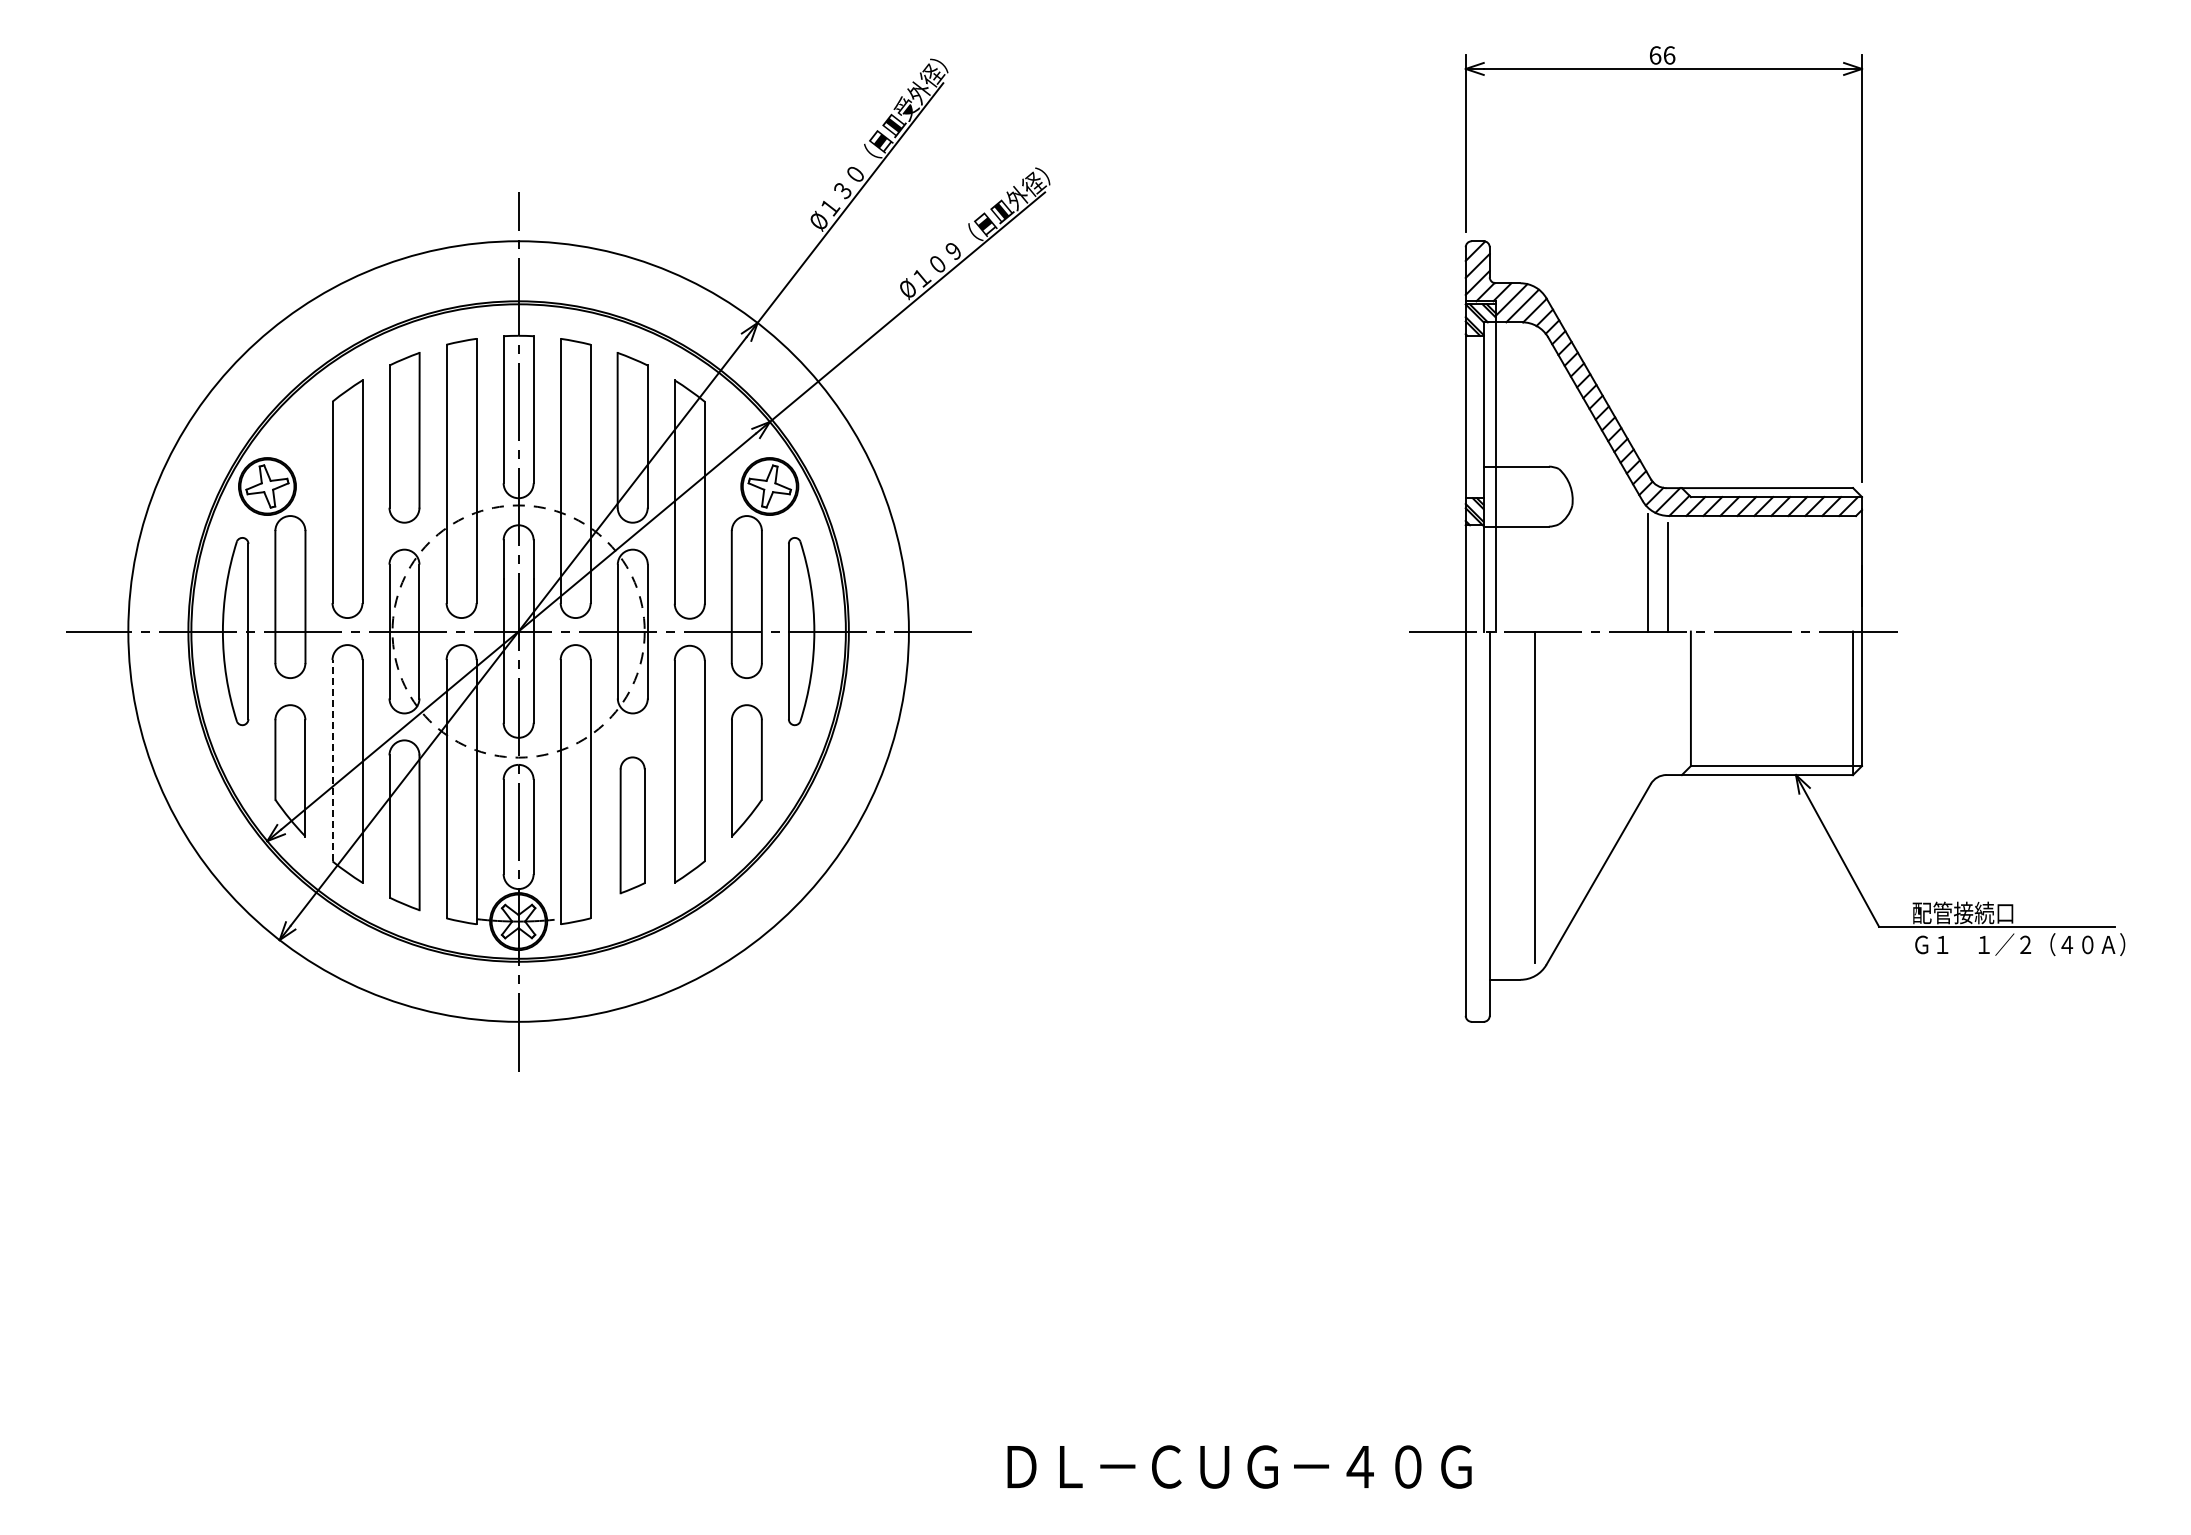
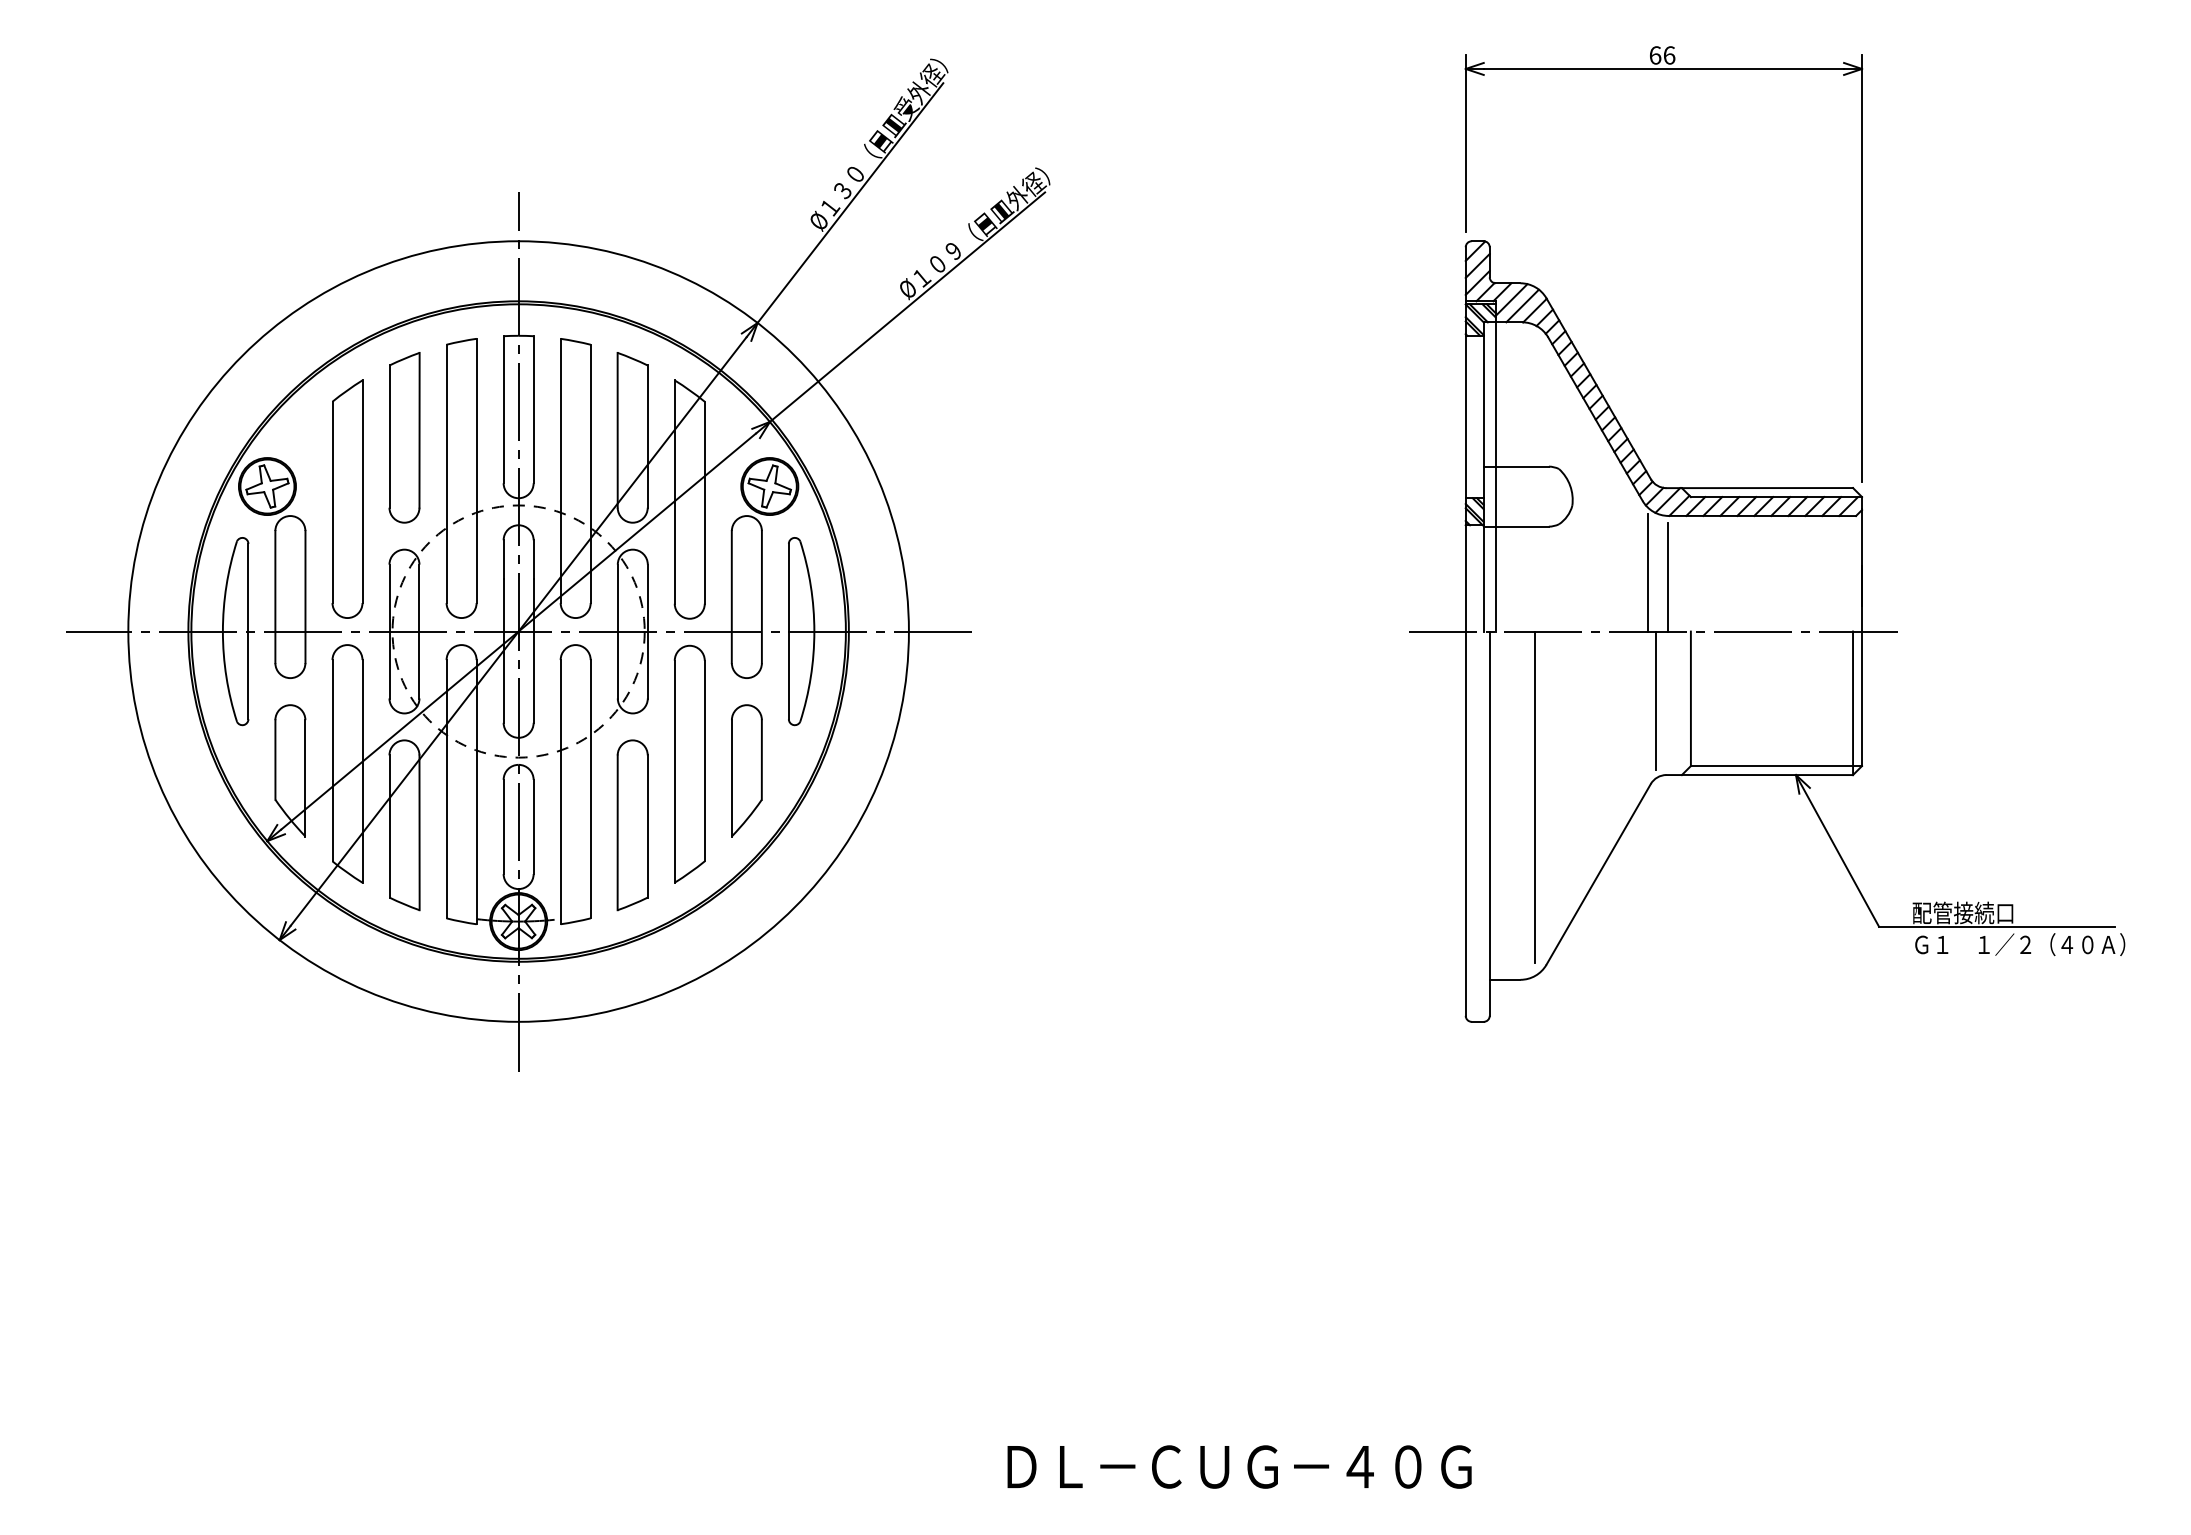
line: none -> present (1656, 700)
line: dashed -> solid (332, 760)
part size: 27x139 px -> 33x173 px (632, 825)
